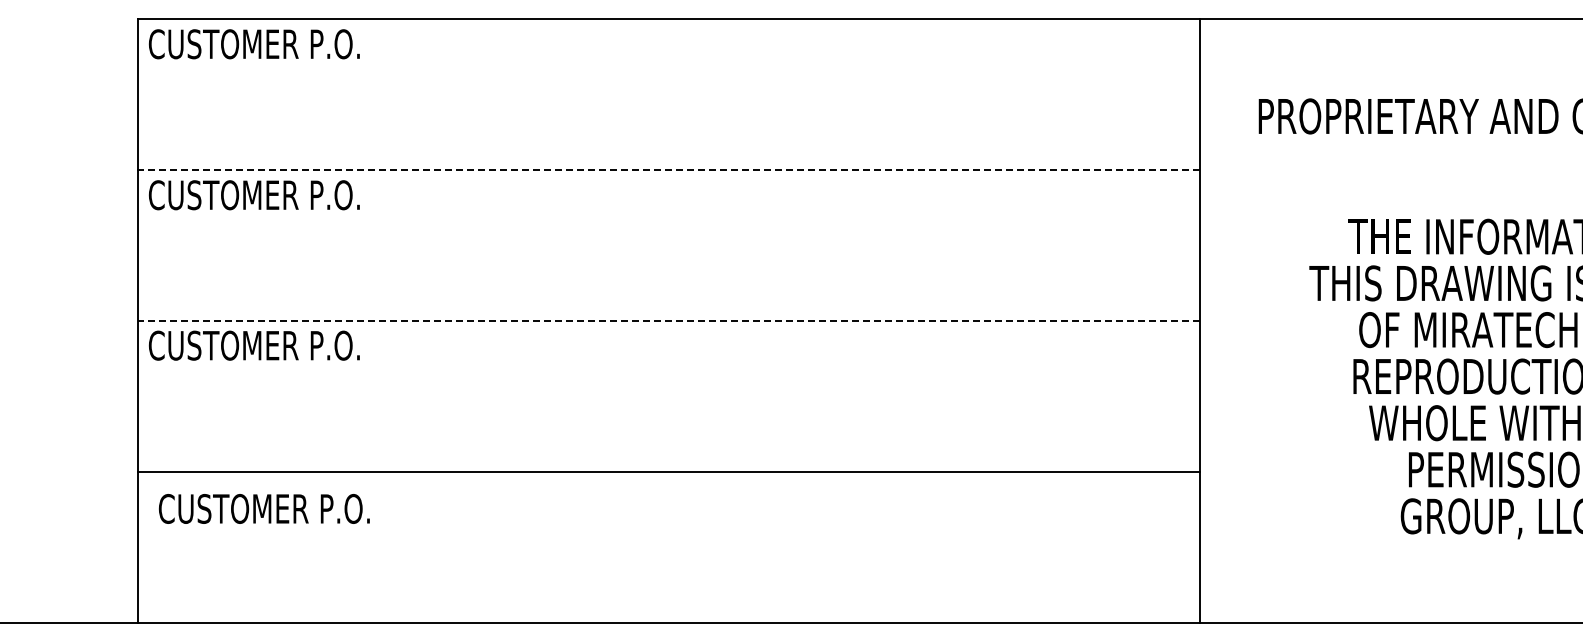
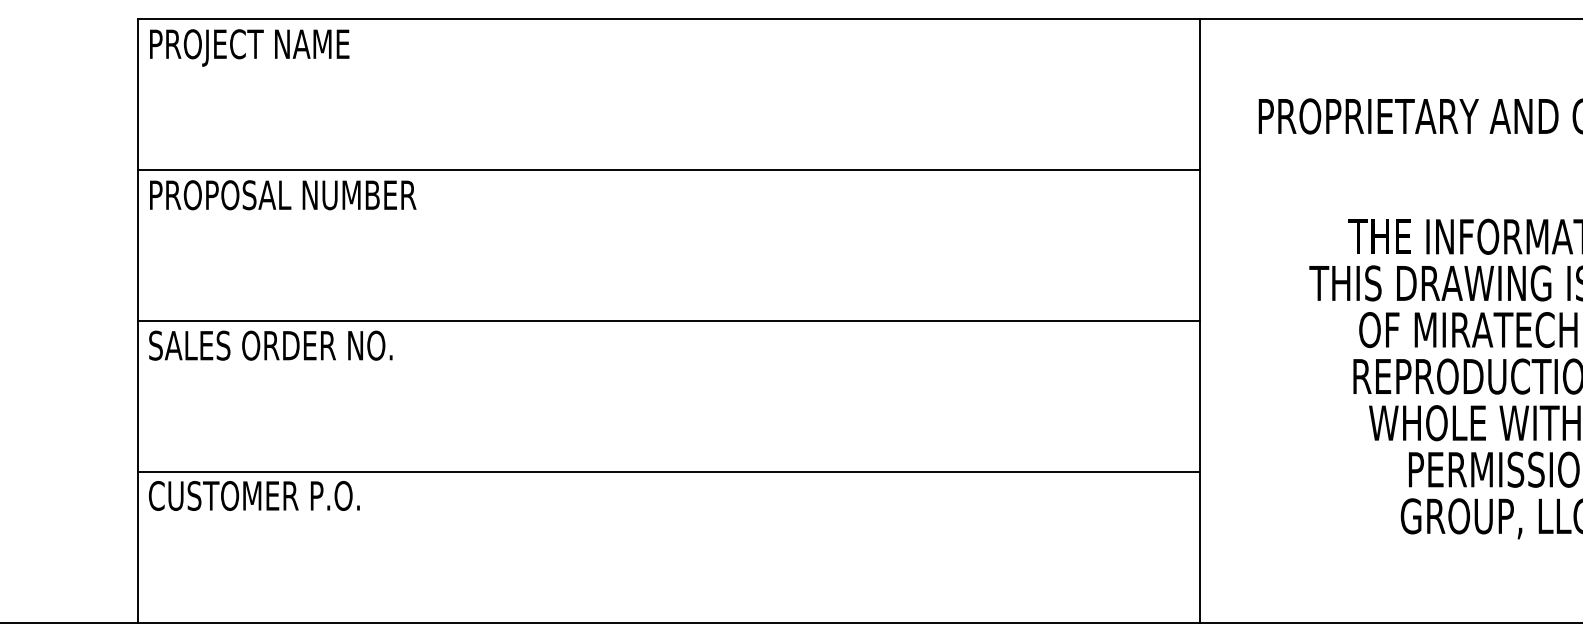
text: CUSTOMER P.O. -> PROJECT NAME (253, 47)
line: dashed -> solid (668, 170)
text: CUSTOMER P.O. -> PROPOSAL NUMBER (282, 195)
line: dashed -> solid (668, 321)
text: CUSTOMER P.O. -> SALES ORDER NO. (270, 345)
text position: (264, 508) -> (254, 495) (254, 495)
